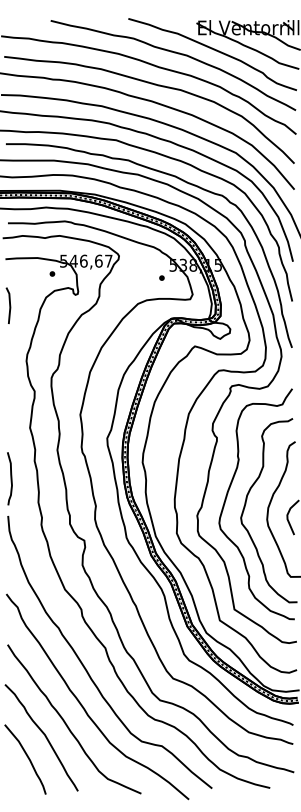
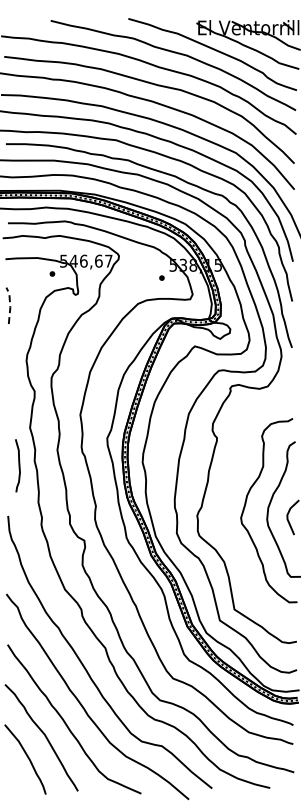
line: solid -> dashed (10, 305)
curve position: (10, 478) -> (18, 465) (18, 465)
curve: present -> none (227, 497)
